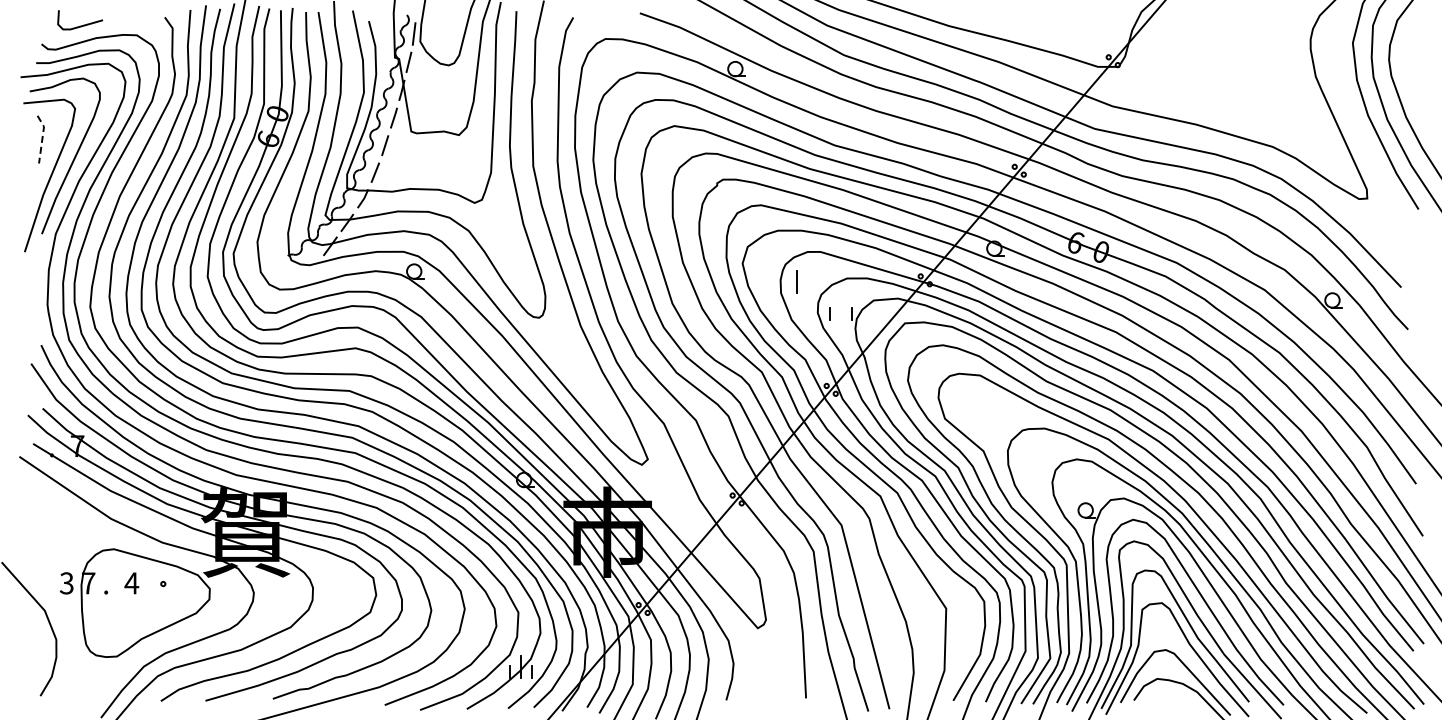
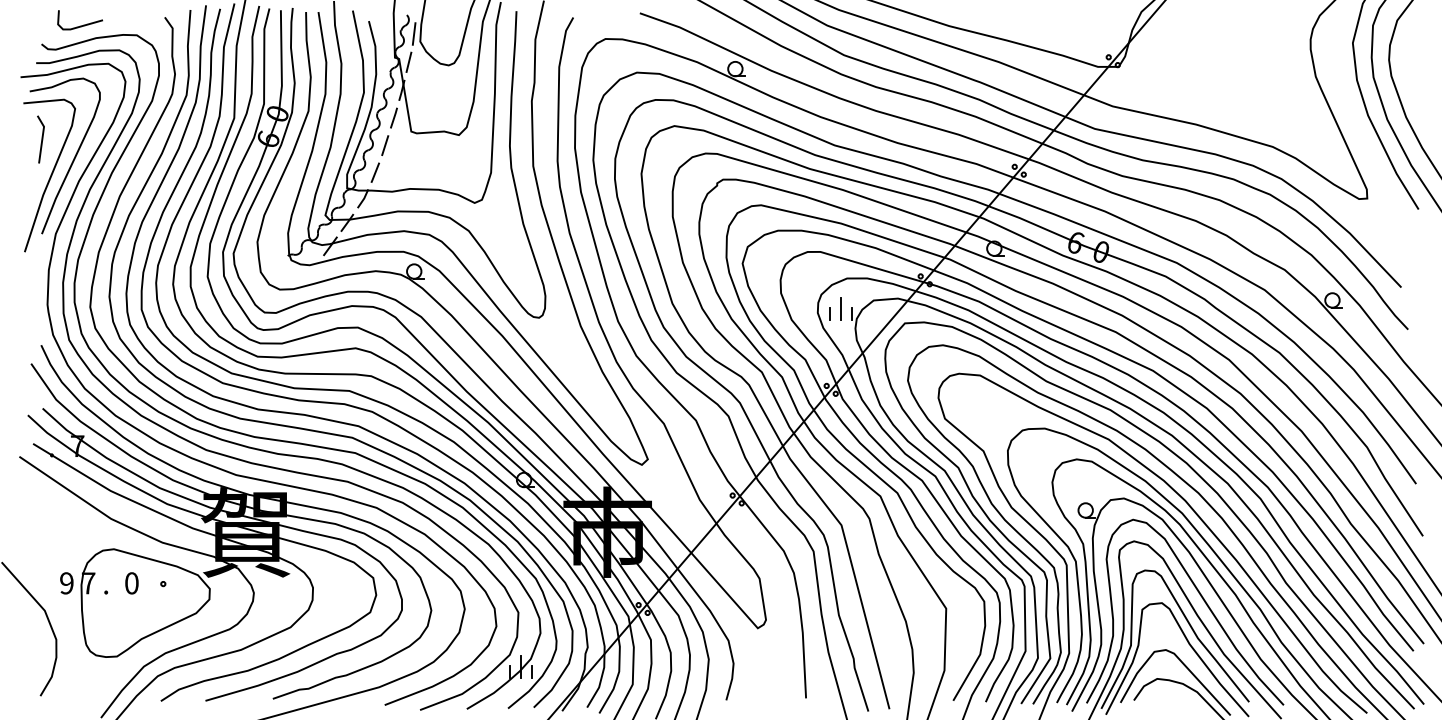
line: dashed -> solid (42, 138)
line position: (796, 281) -> (840, 308) (840, 308)
text: 3 -> 9 (66, 583)
text: 4 -> 0 (131, 583)
